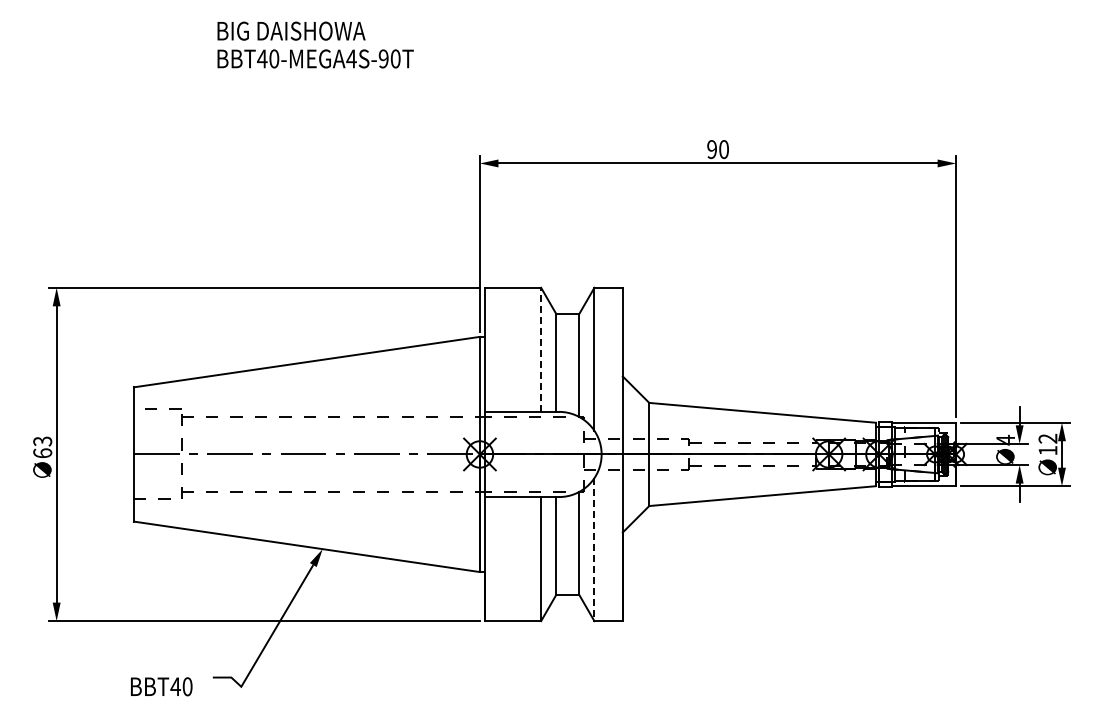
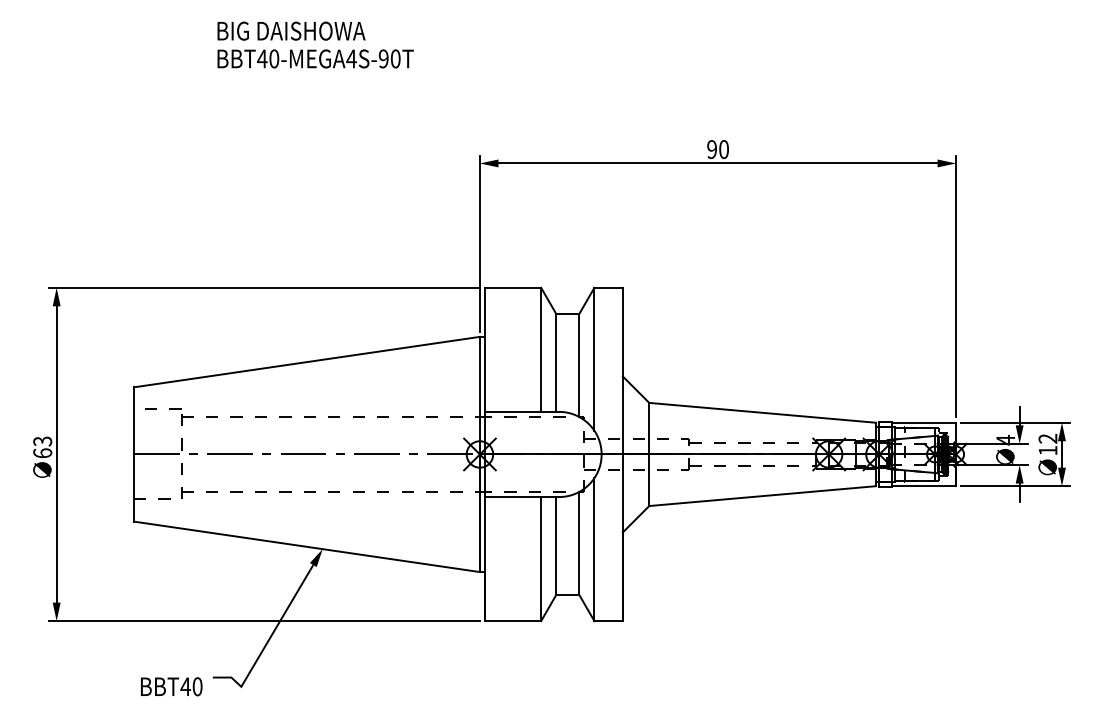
line: dashed -> solid (541, 349)
line: dashed -> solid (594, 550)
text position: (161, 686) -> (171, 686) (171, 686)
